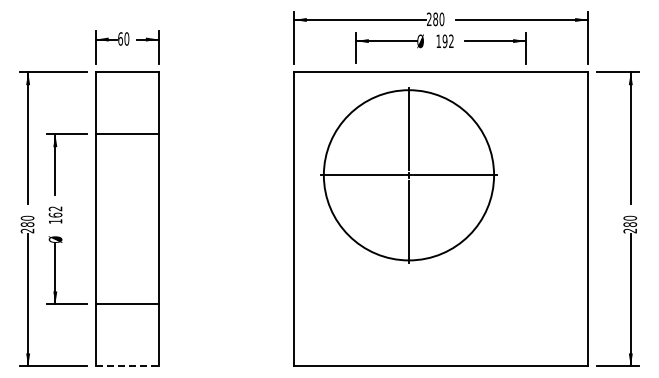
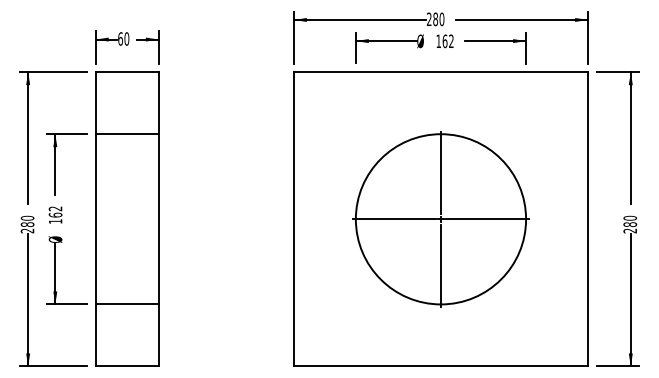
text: 192 -> 162 (444, 41)
part position: (408, 175) -> (440, 219) (440, 219)
line: dashed -> solid (127, 366)
